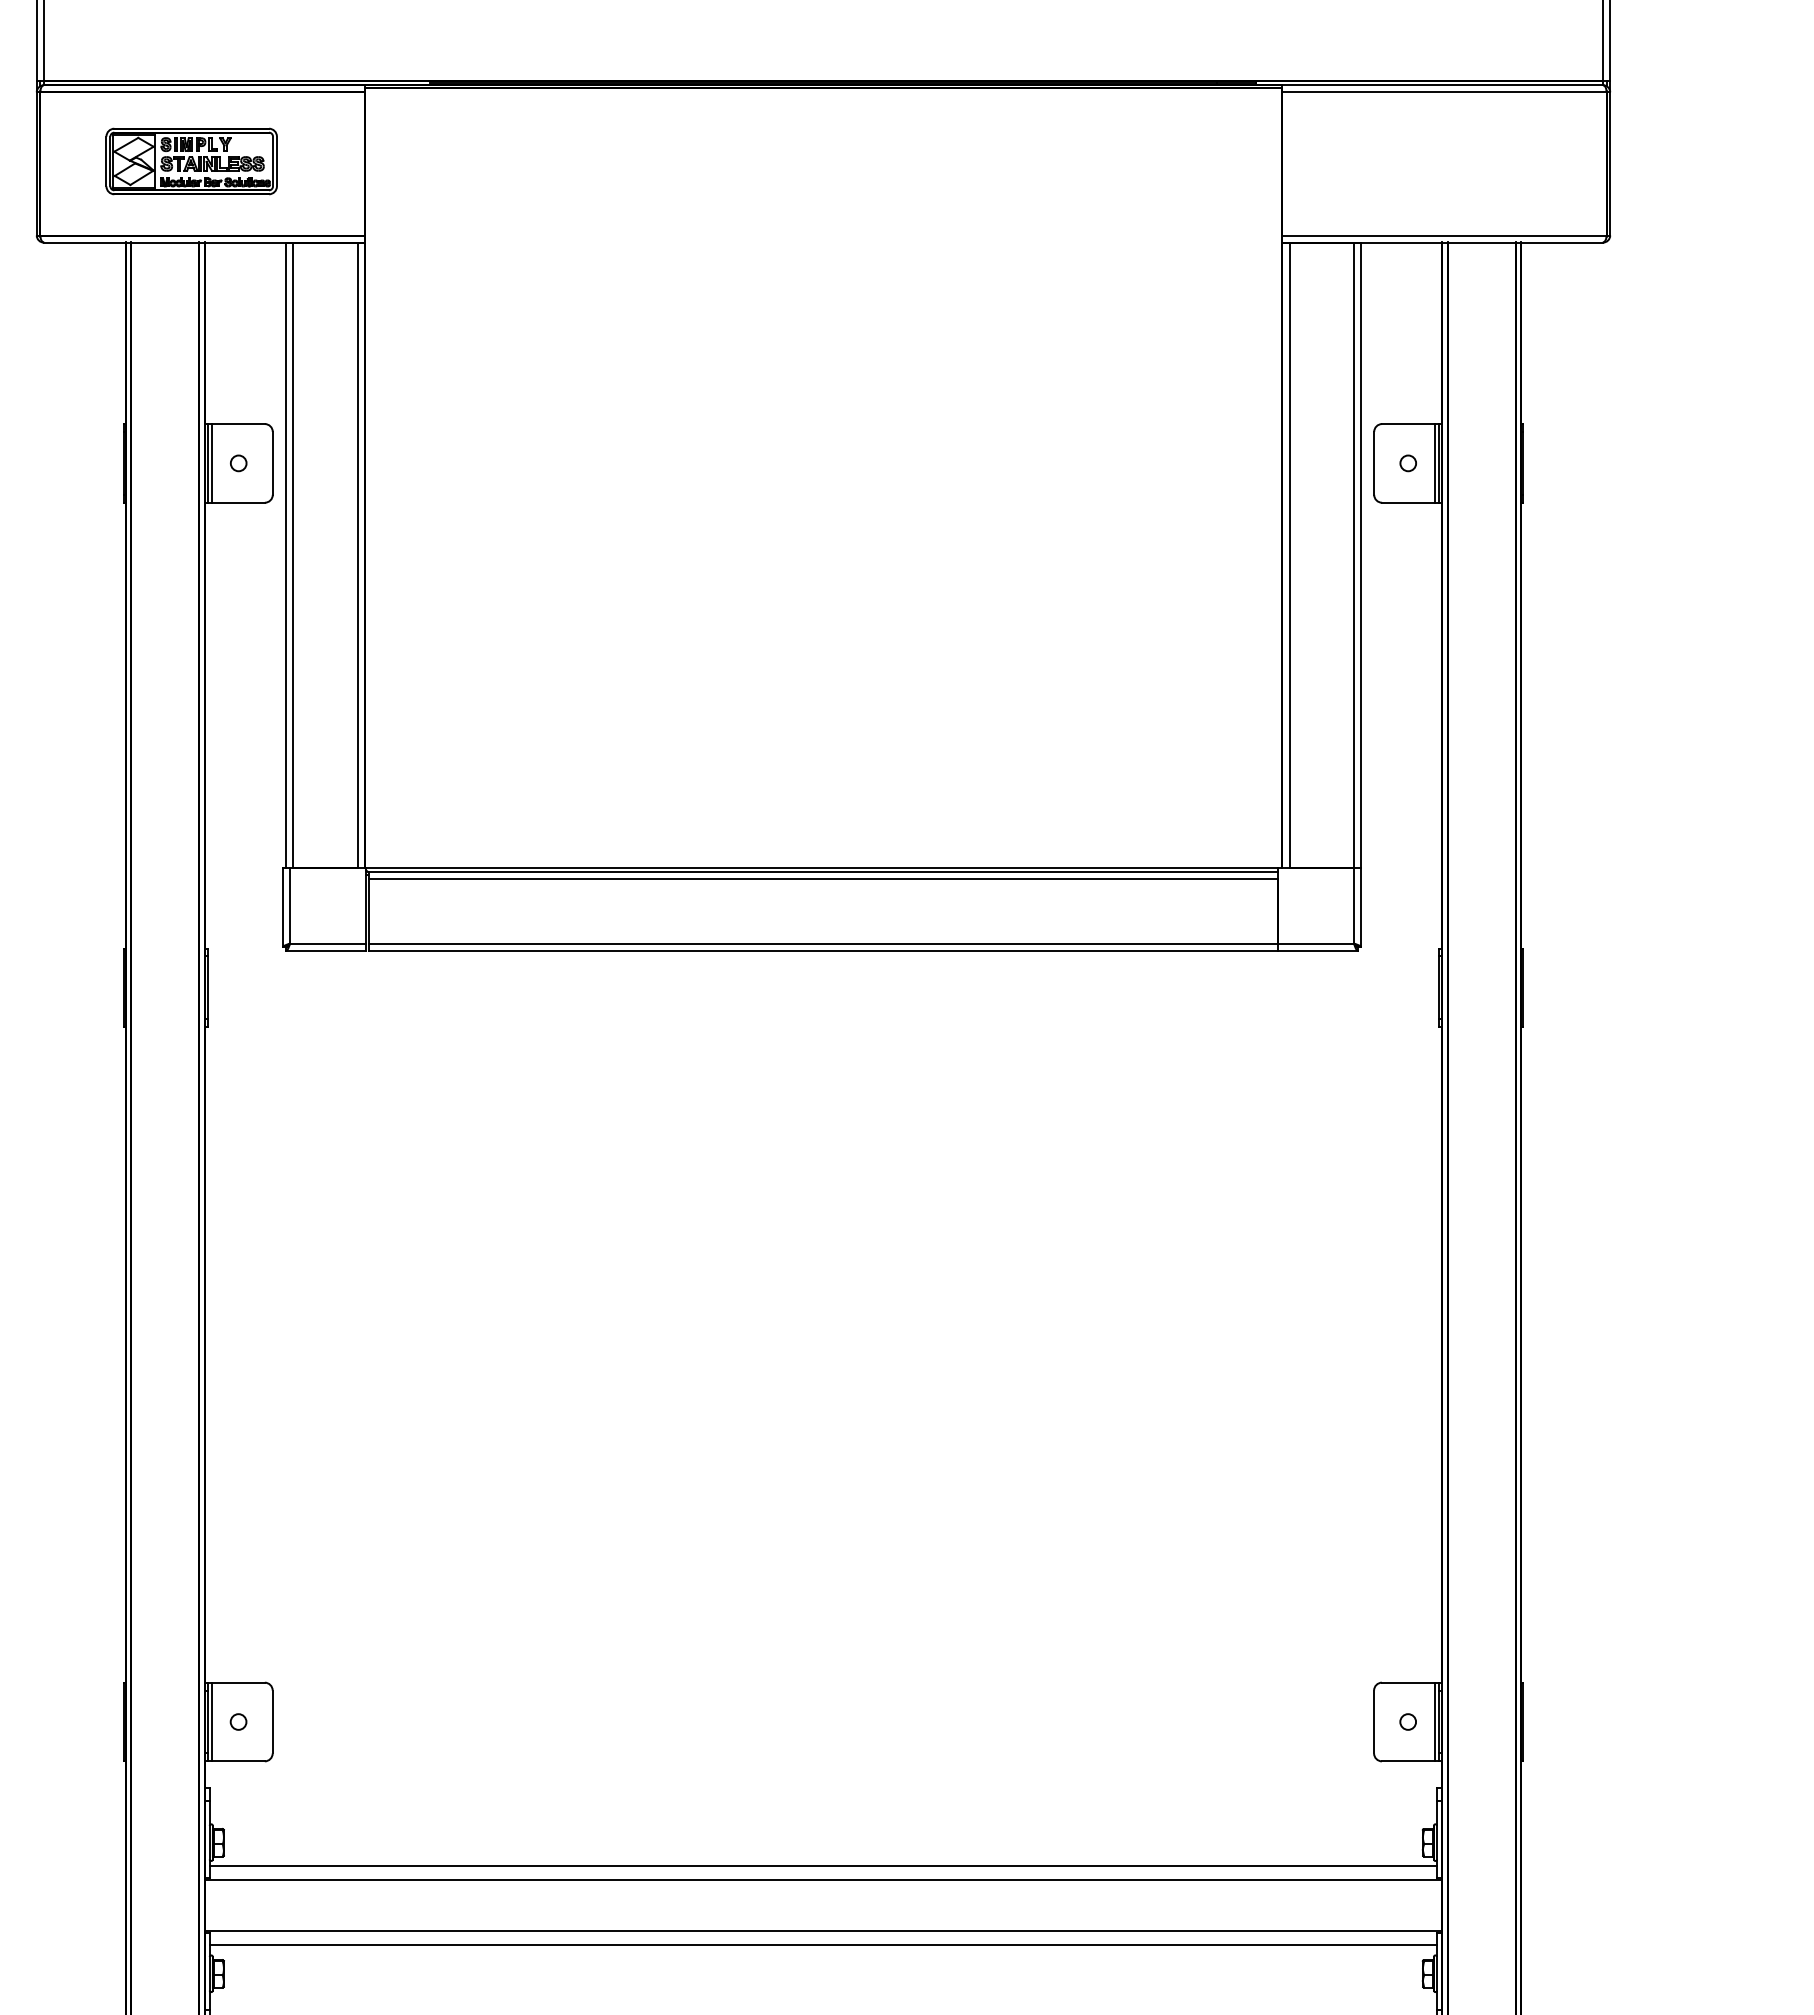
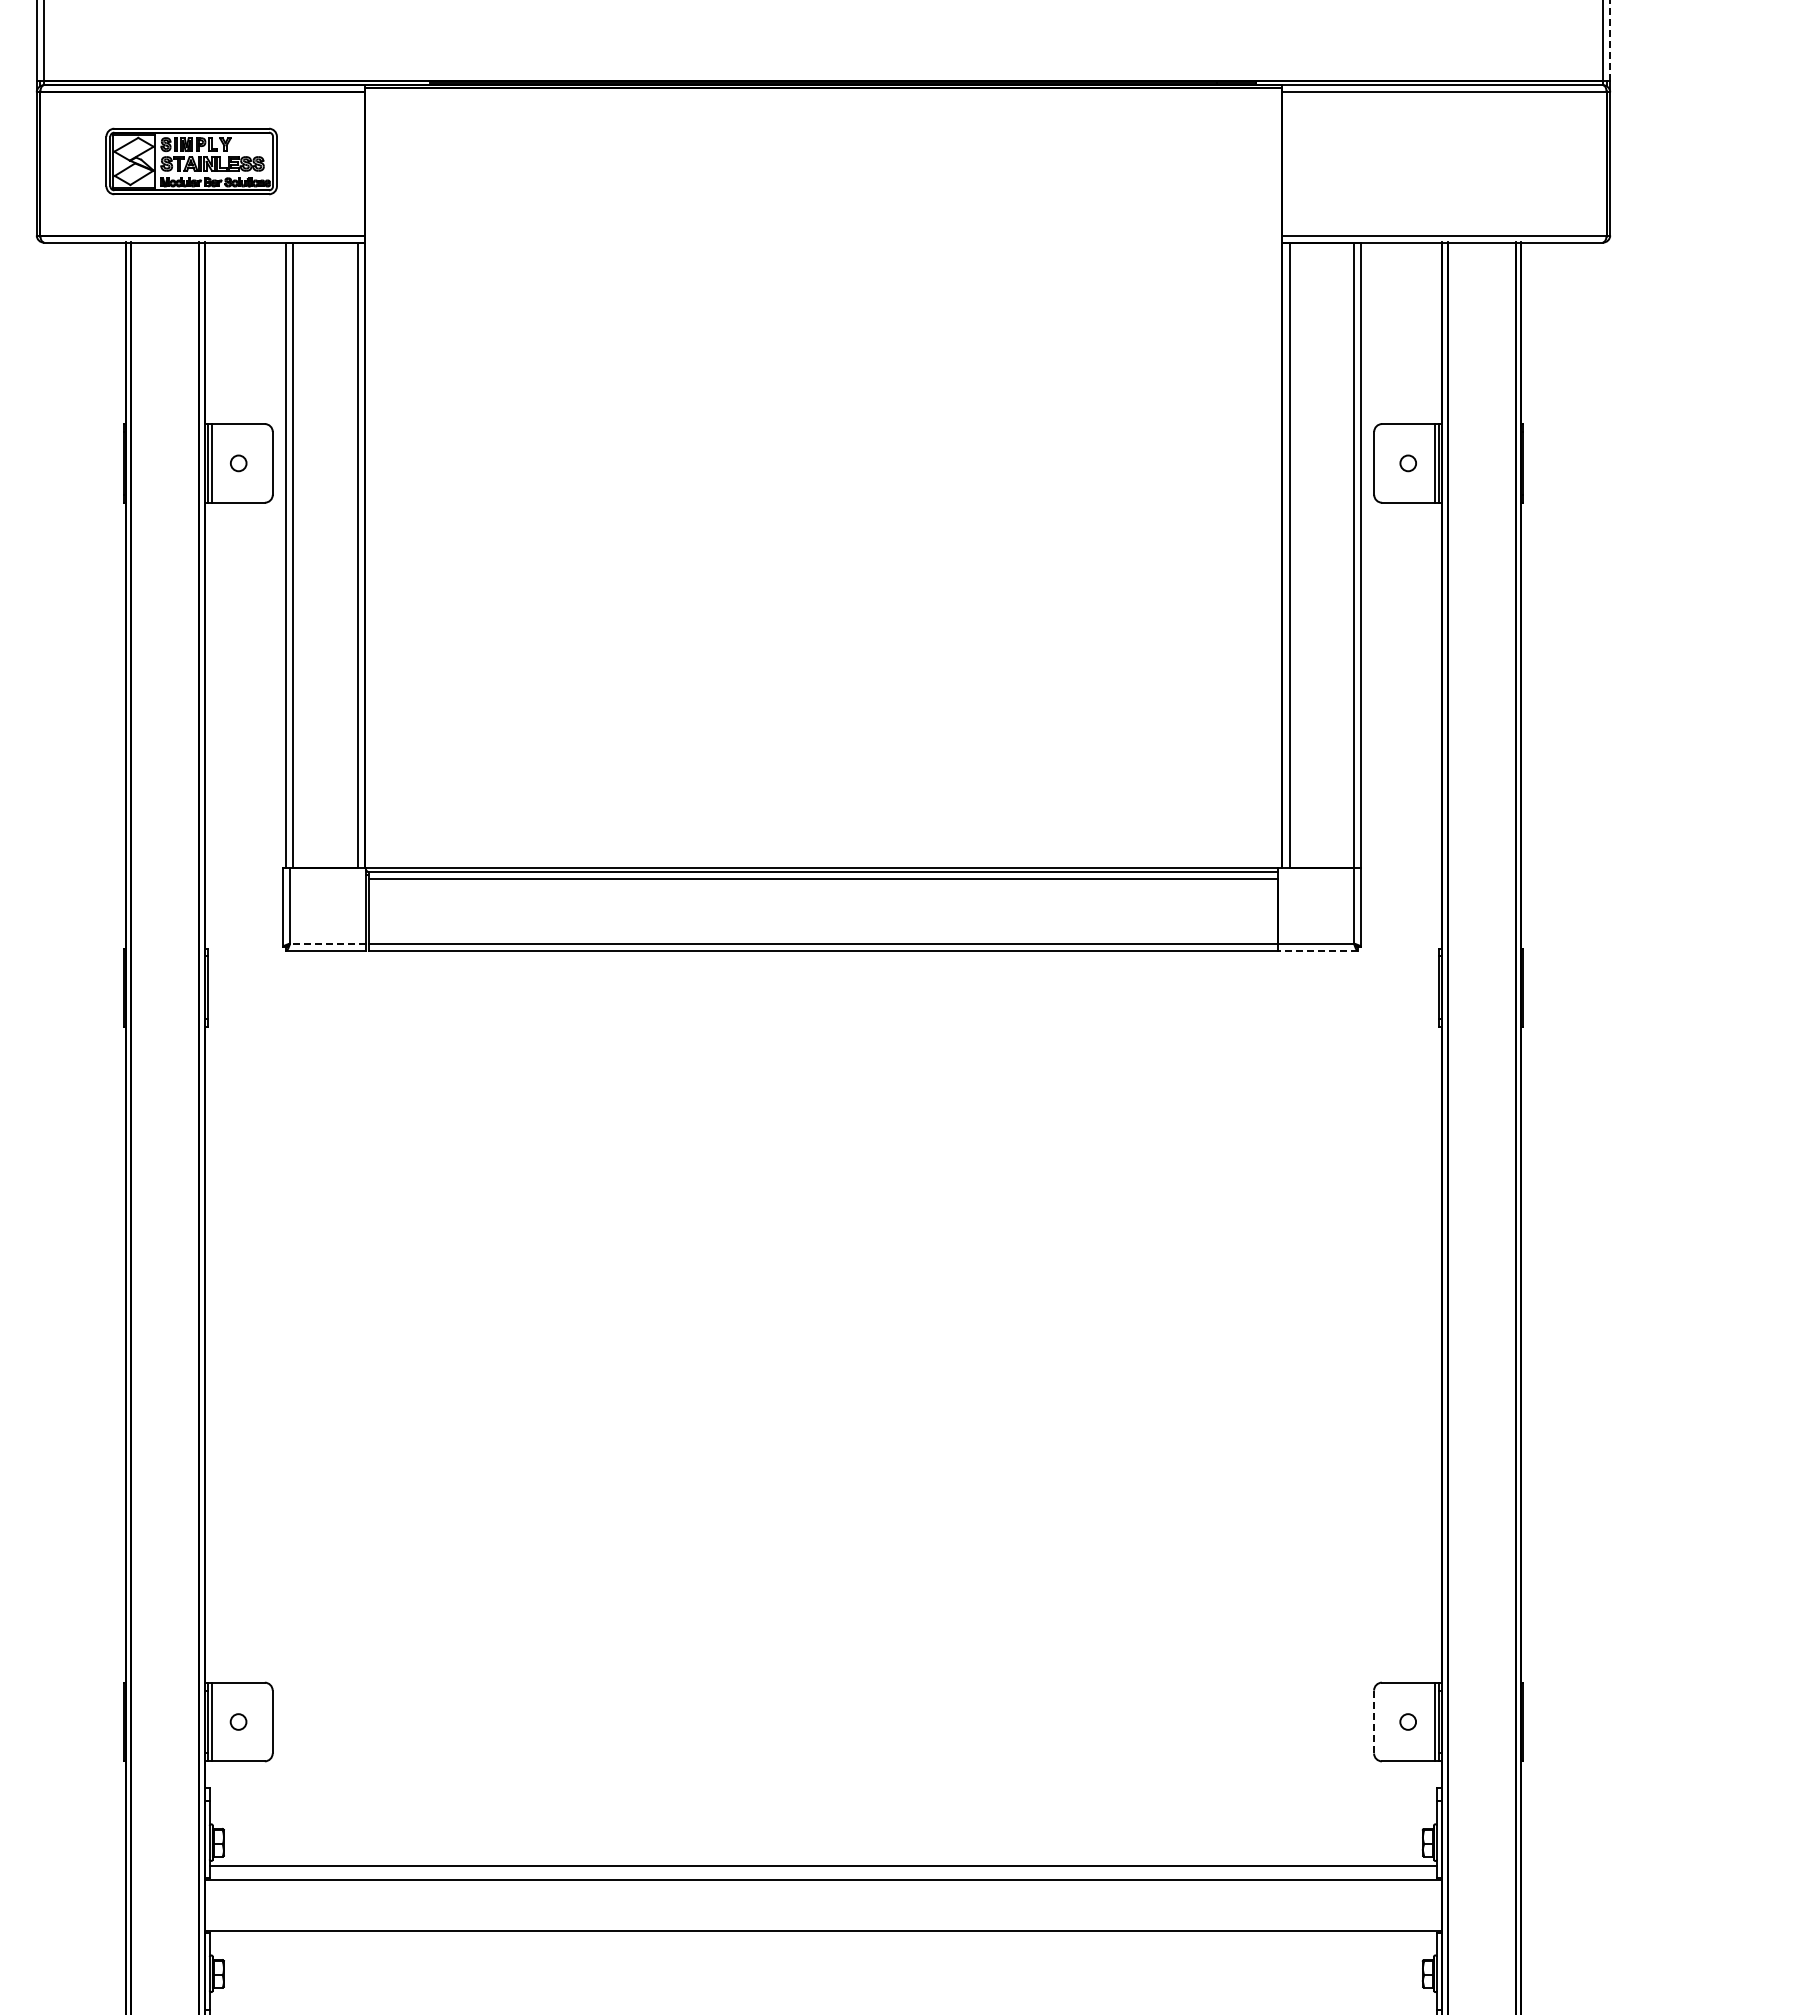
line: solid -> dashed (1610, 40)
line: solid -> dashed (327, 943)
line: solid -> dashed (1318, 950)
line: solid -> dashed (1374, 1722)
line: present -> none (823, 1944)
